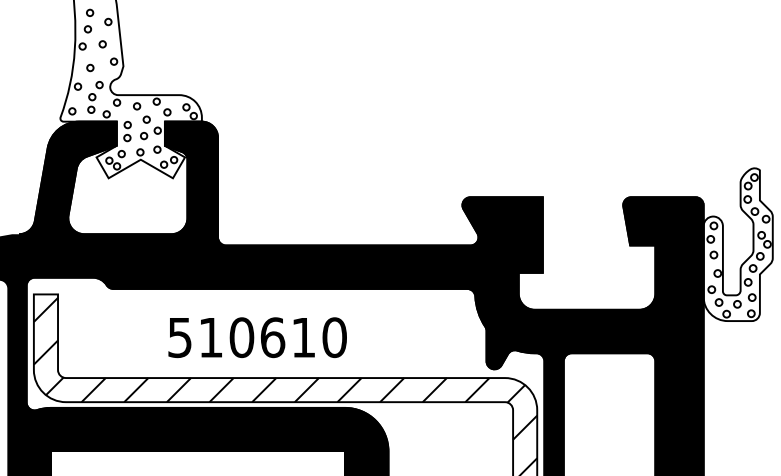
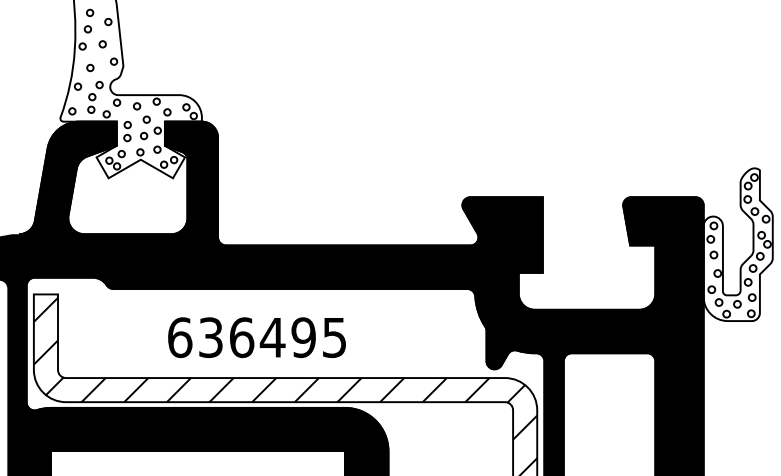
text: 510610 -> 636495 (257, 337)
